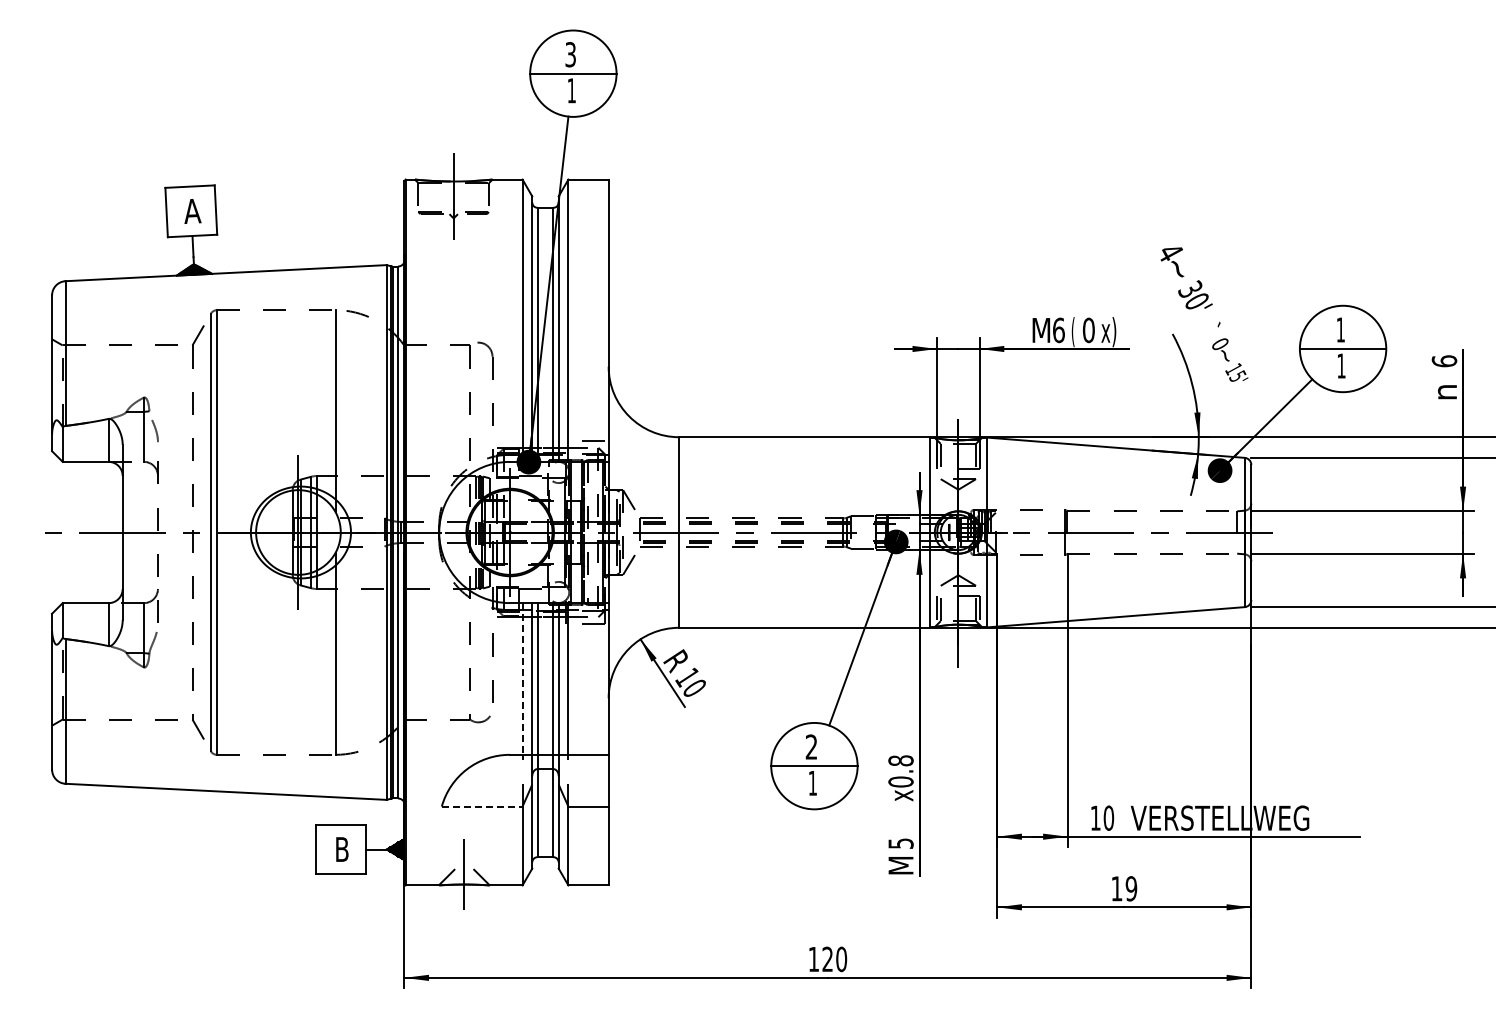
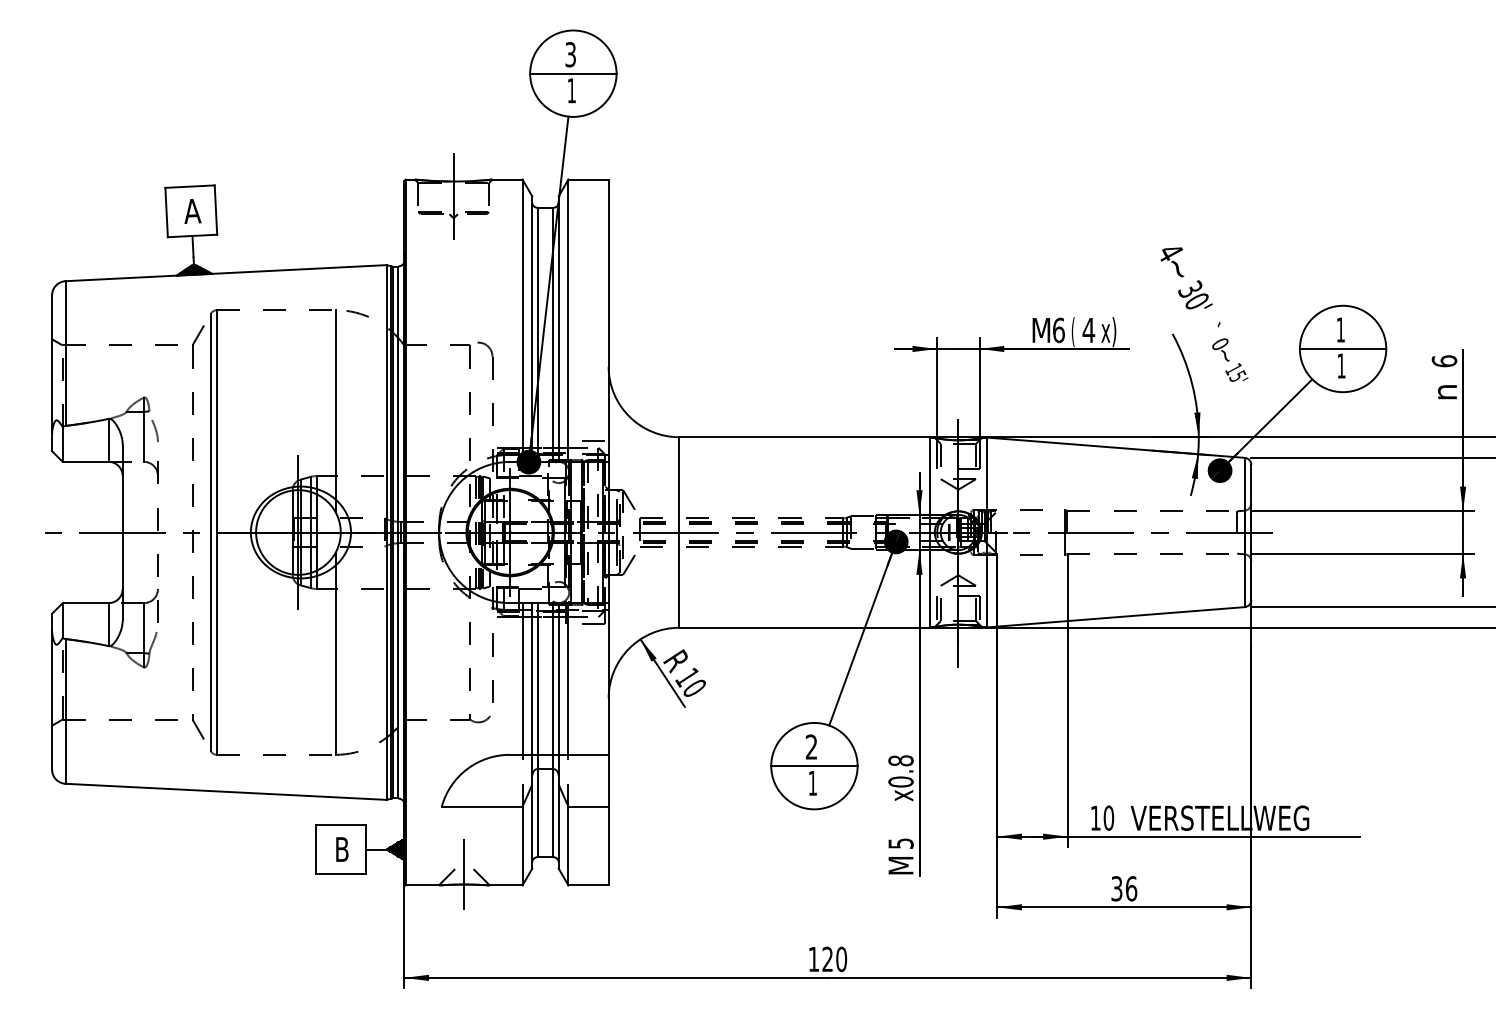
text: 0 -> 4 (1088, 330)
line: dashed -> solid (522, 678)
line: dashed -> solid (482, 806)
text: 19 -> 36 (1124, 888)
